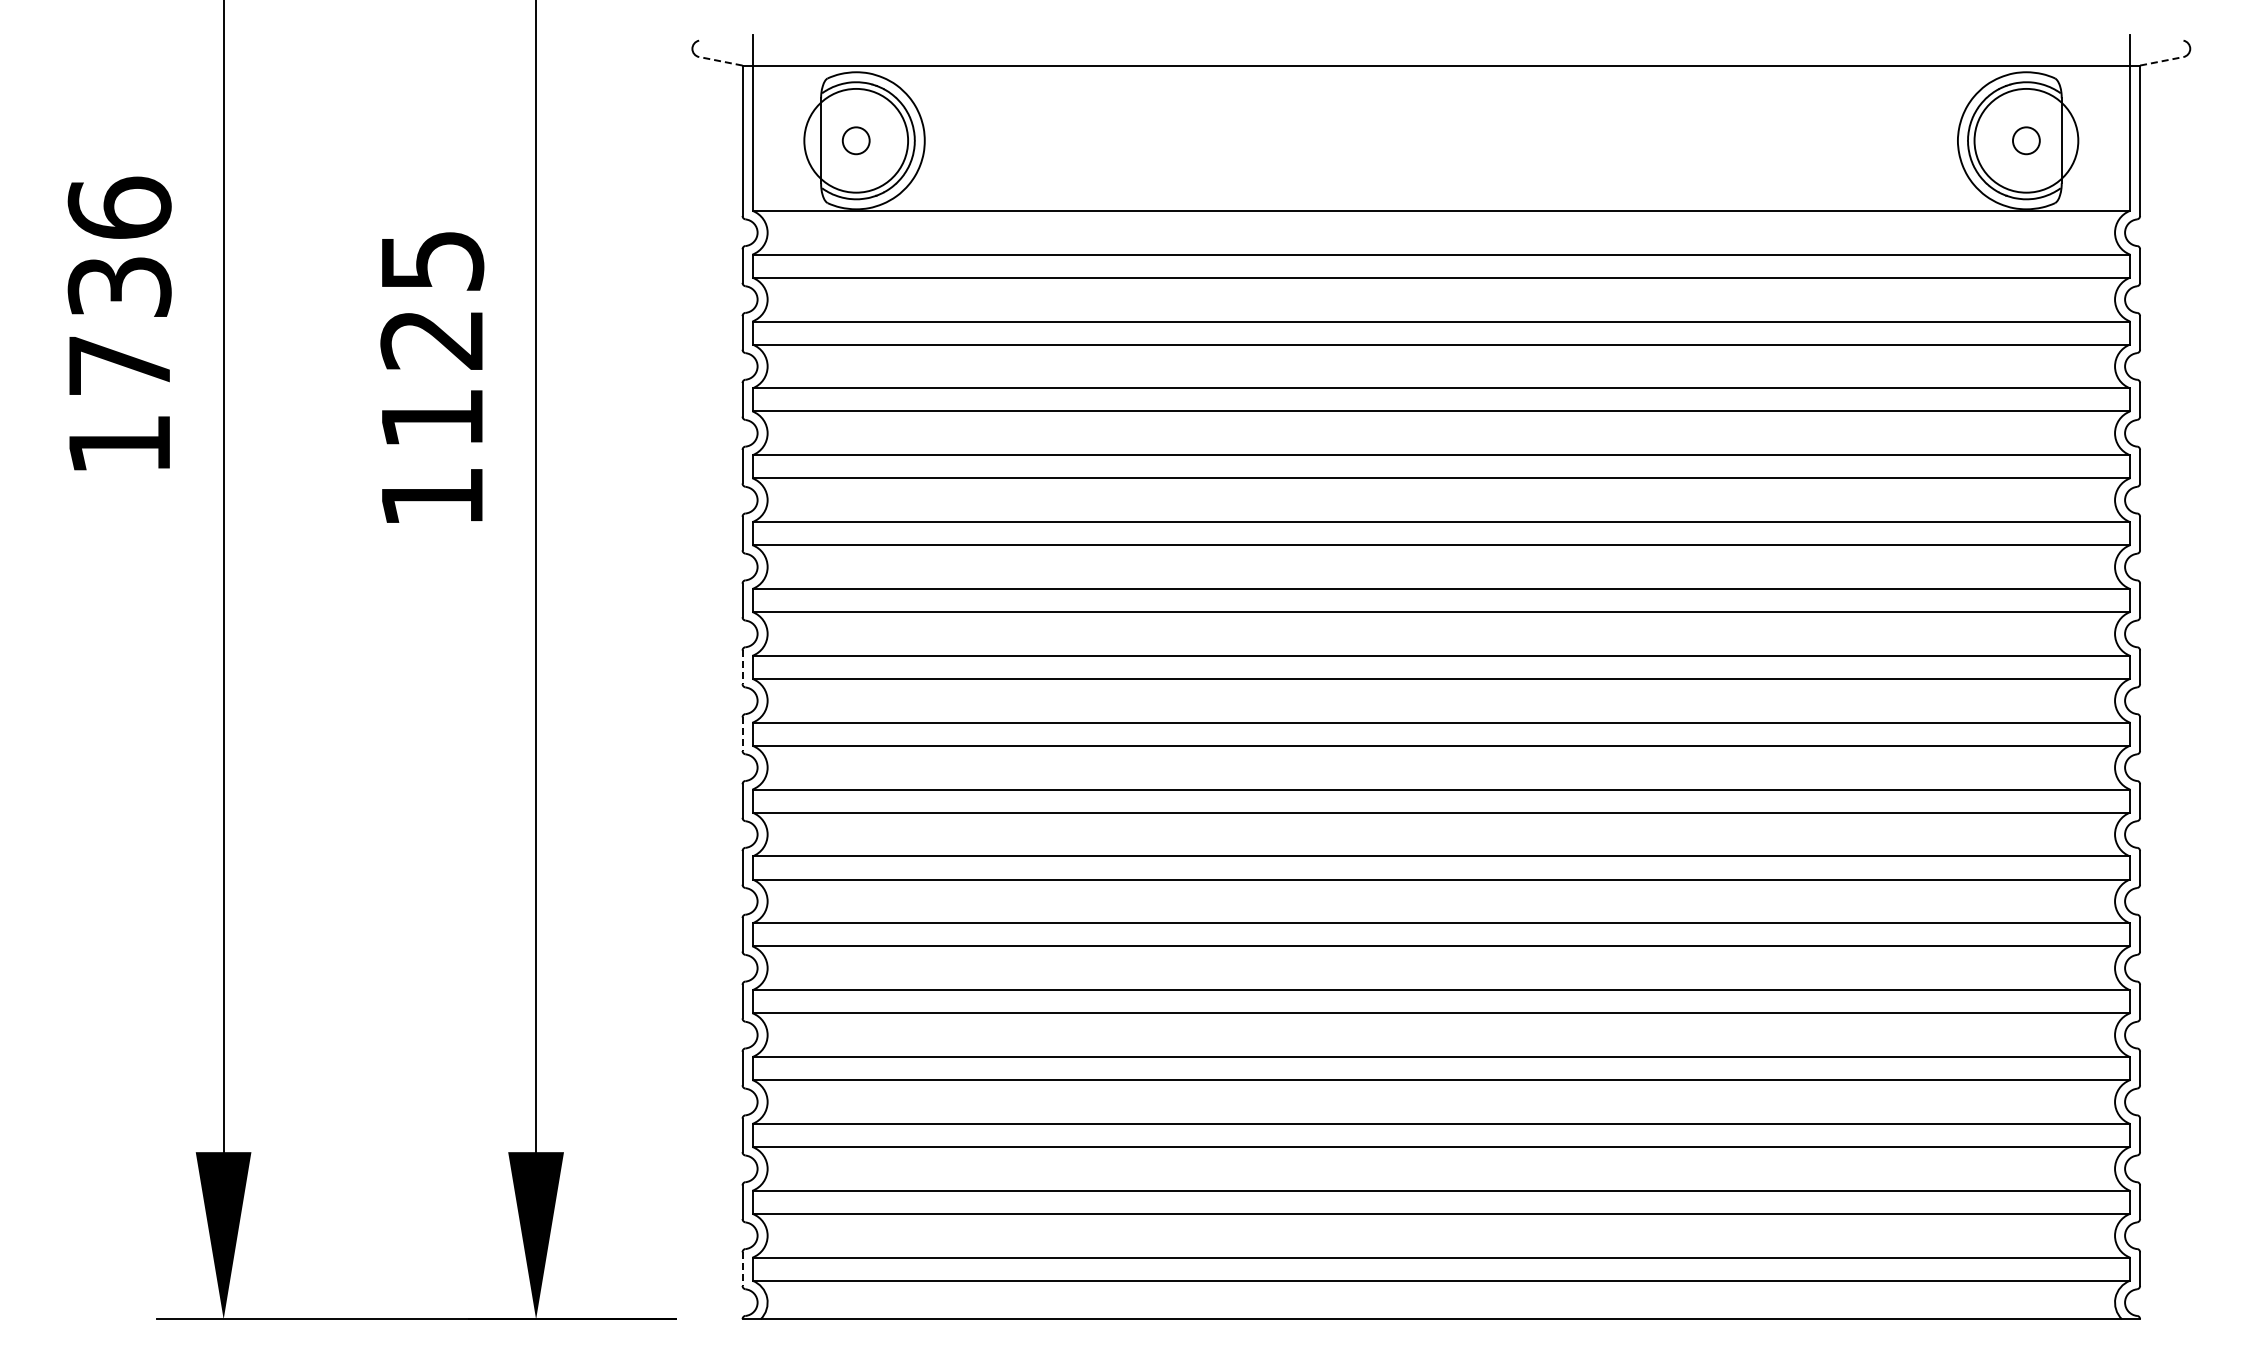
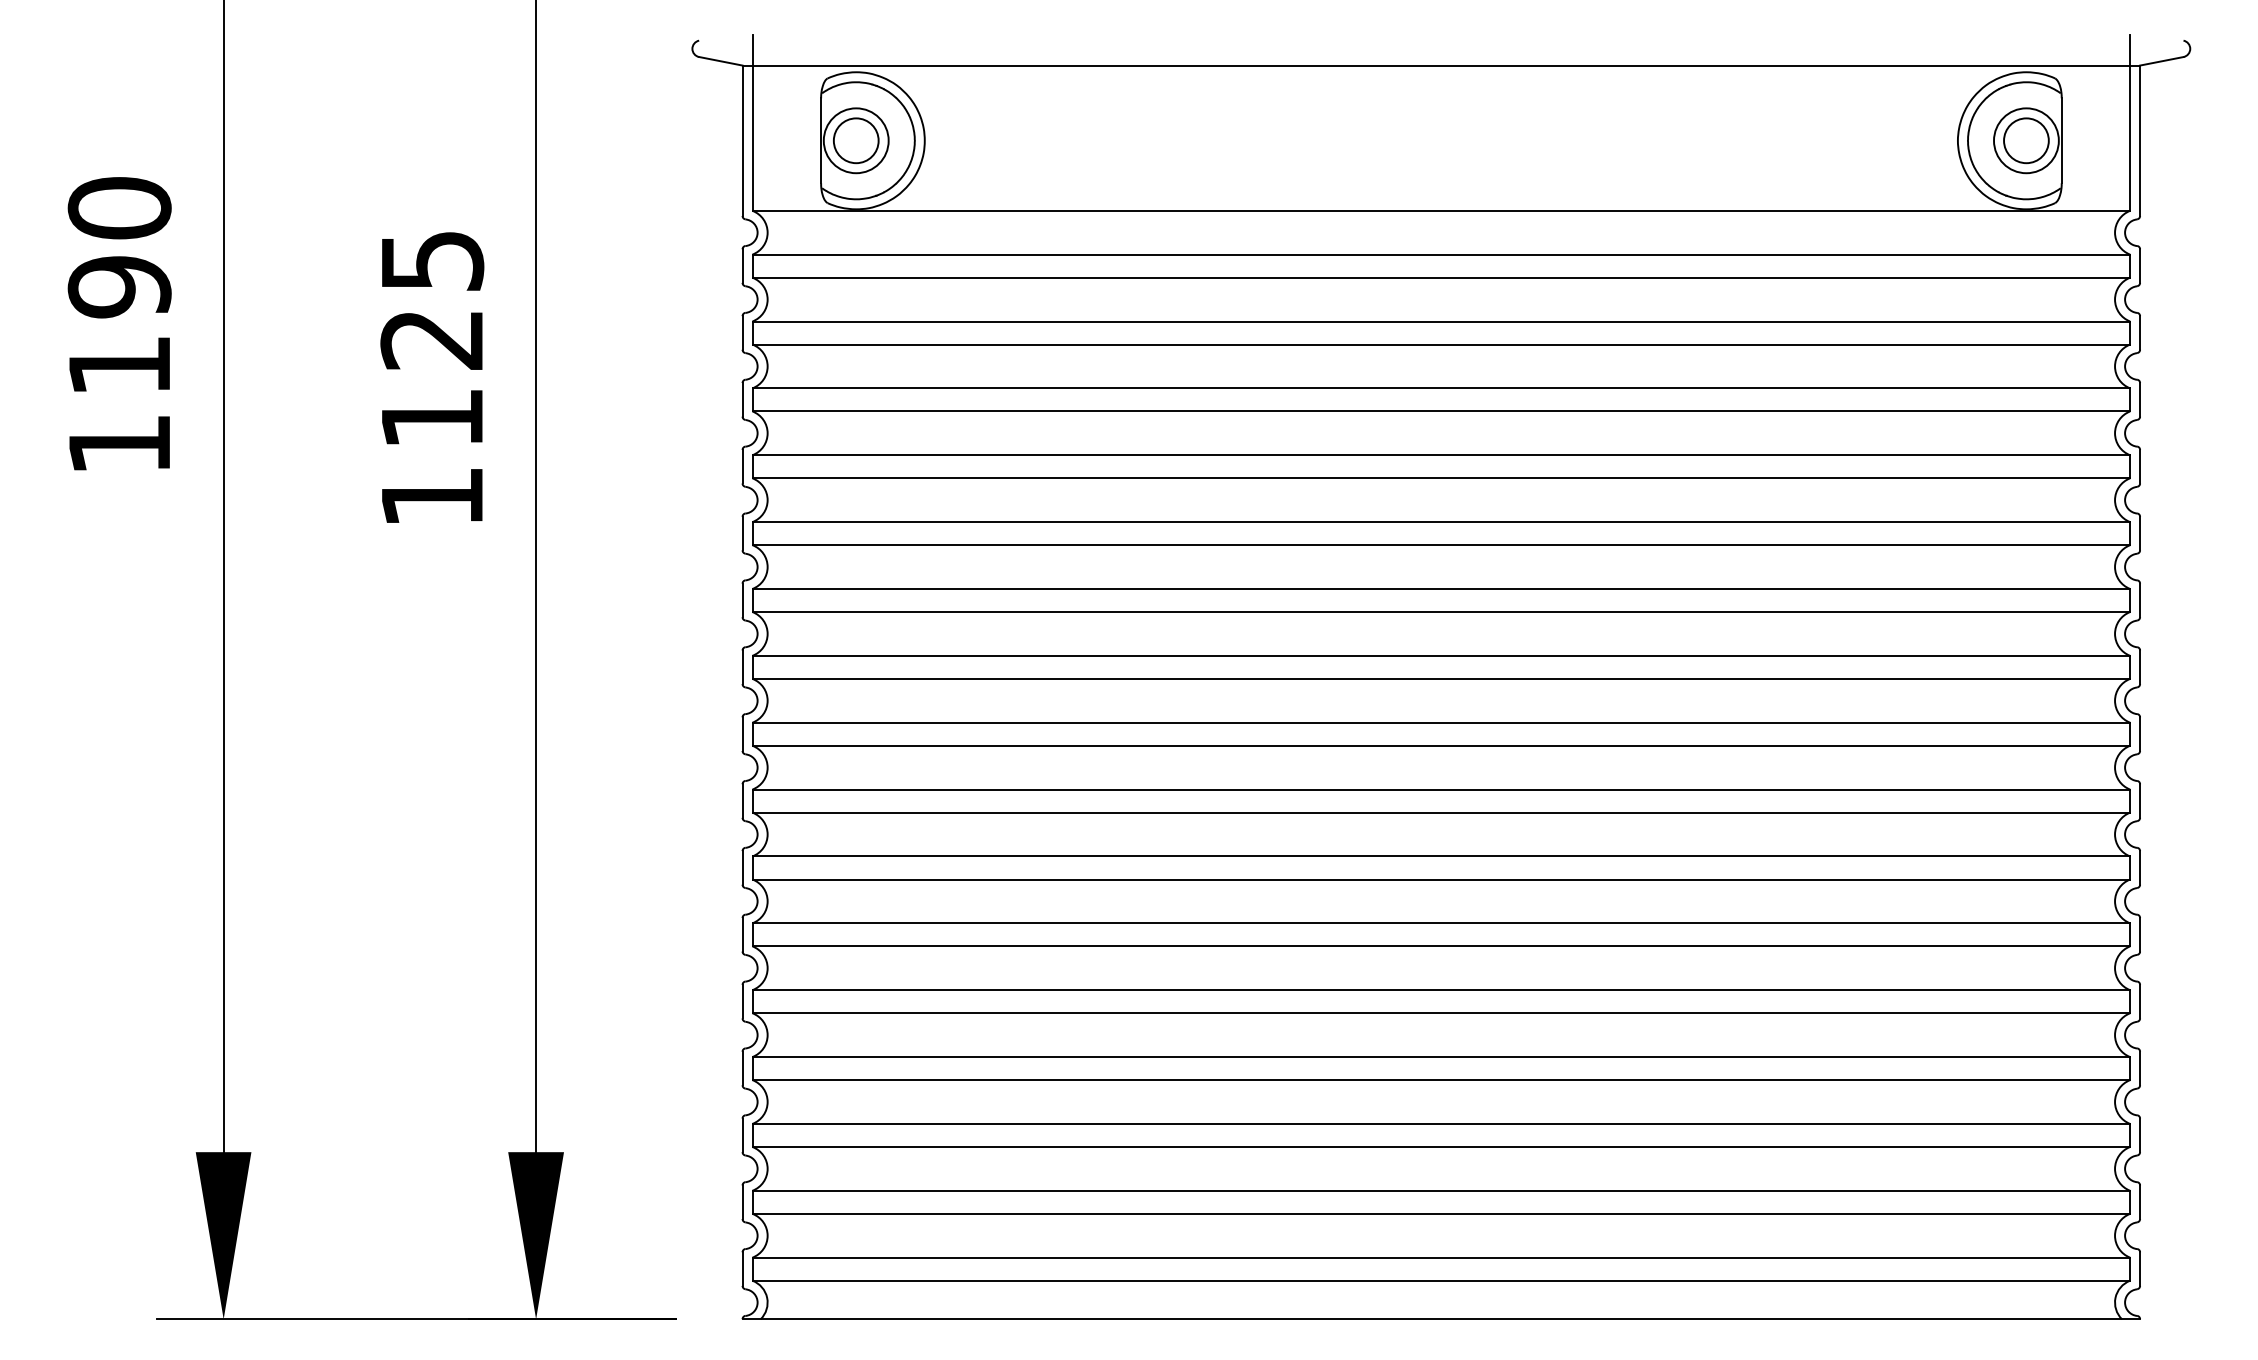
line: dashed -> solid (720, 61)
line: dashed -> solid (2162, 61)
circle diameter: 27 px -> 45 px (855, 140)
circle diameter: 104 px -> 65 px (855, 140)
circle diameter: 27 px -> 45 px (2026, 140)
circle diameter: 104 px -> 65 px (2026, 140)
text: 1736 -> 1190 (119, 285)
line: dashed -> solid (742, 667)
line: dashed -> solid (742, 734)
line: dashed -> solid (742, 1269)
